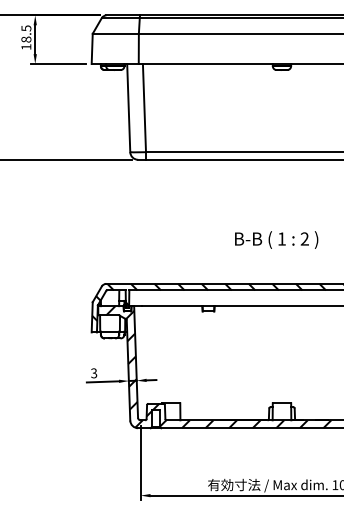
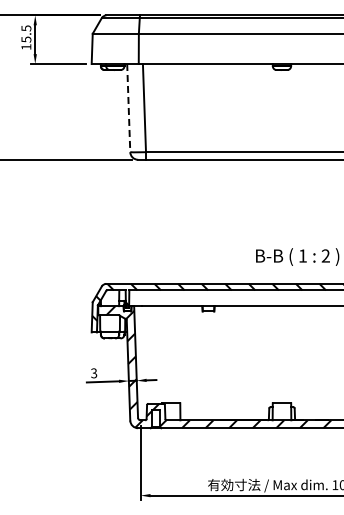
text: 18.5 -> 15.5 (26, 39)
line: solid -> dashed (128, 108)
text position: (276, 239) -> (297, 256) (297, 256)
